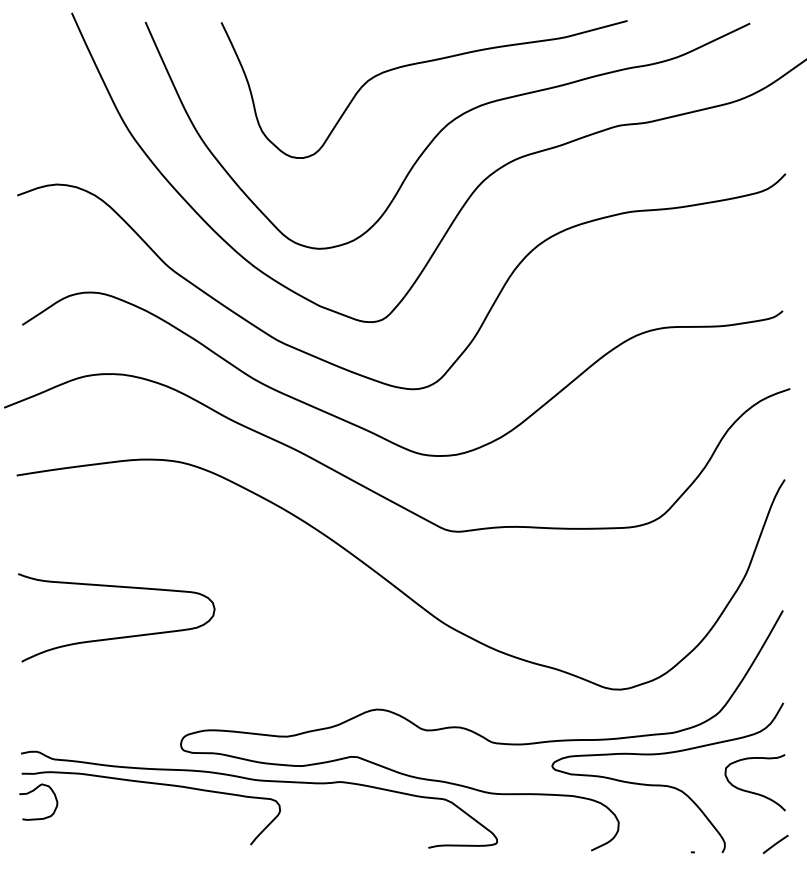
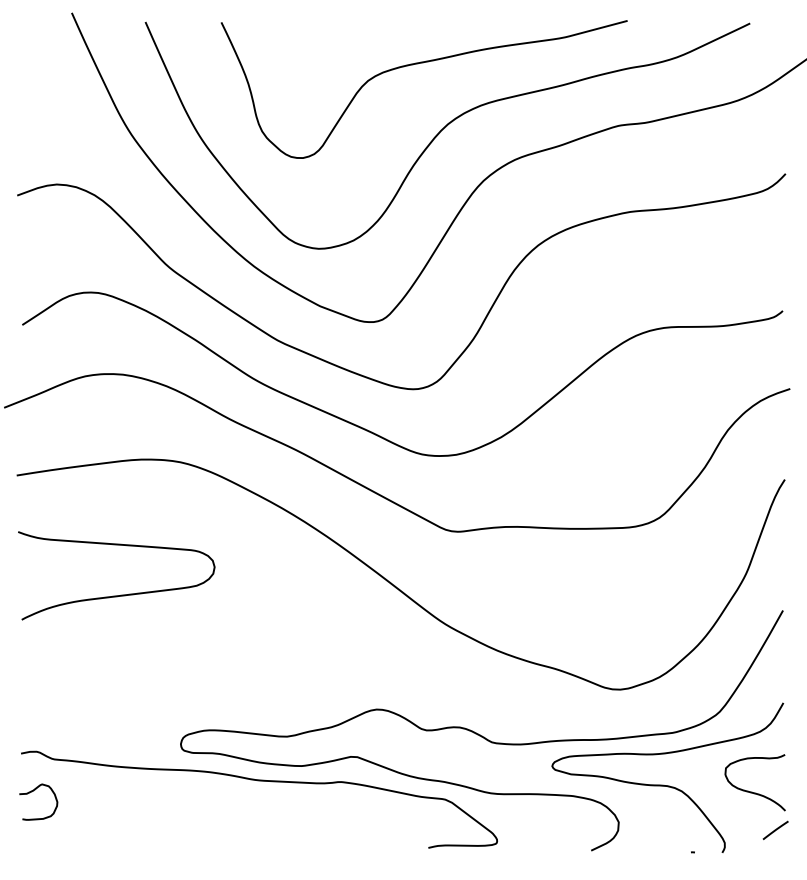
curve position: (120, 636) -> (120, 594) (120, 594)
curve: present -> none (153, 784)
line position: (775, 844) -> (775, 830) (775, 830)
